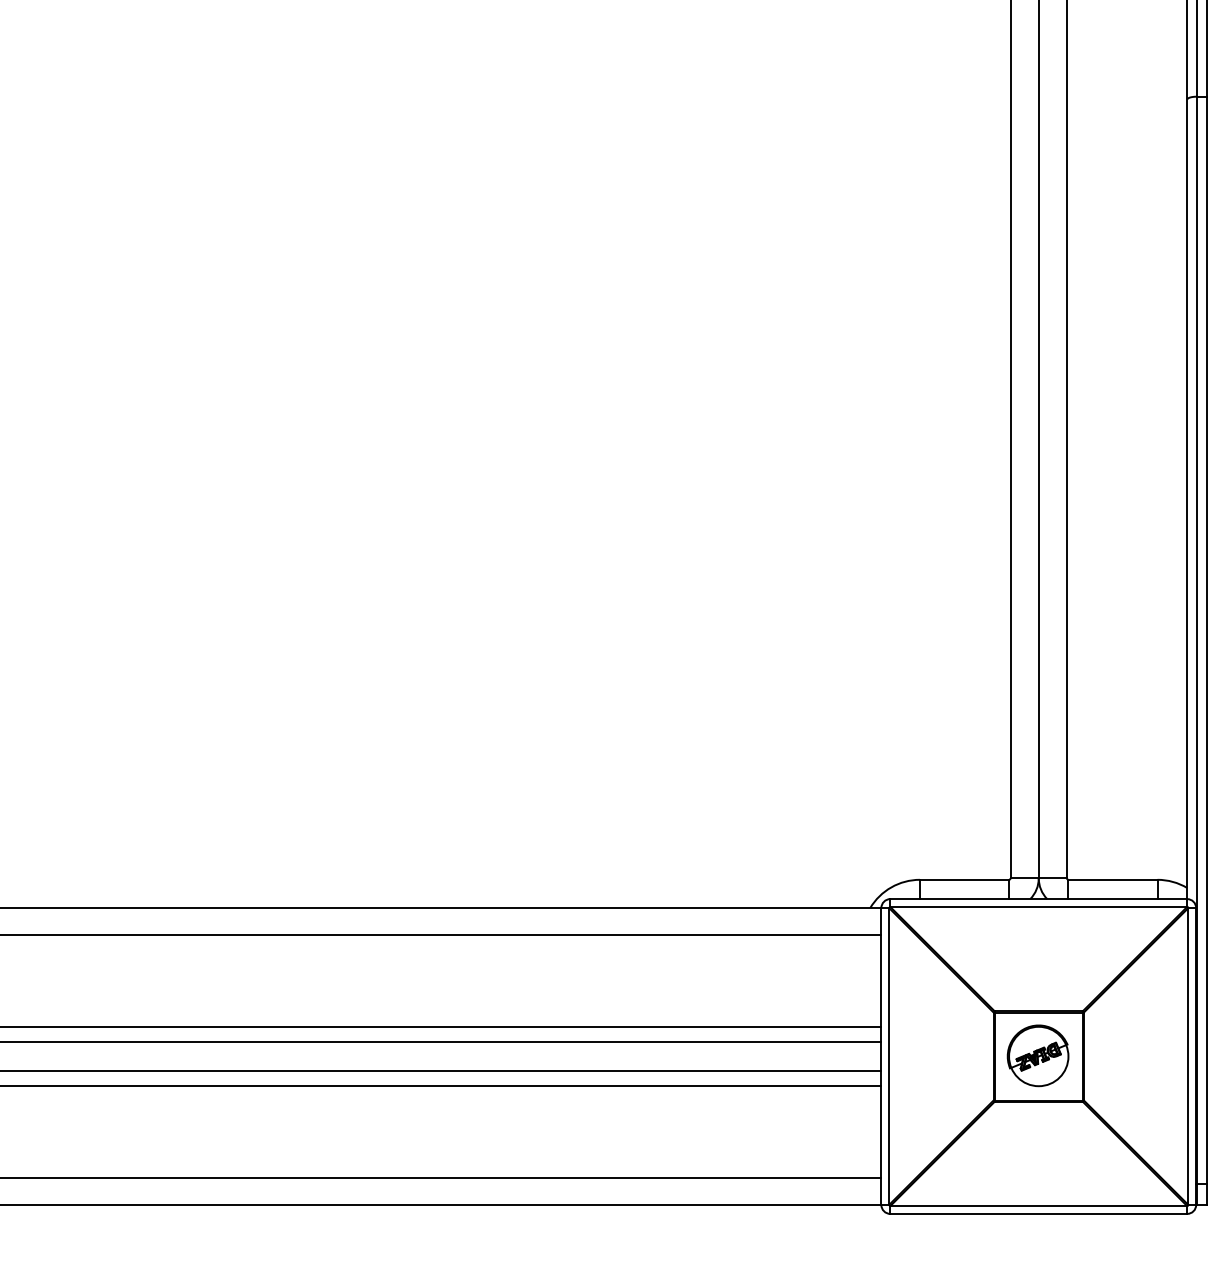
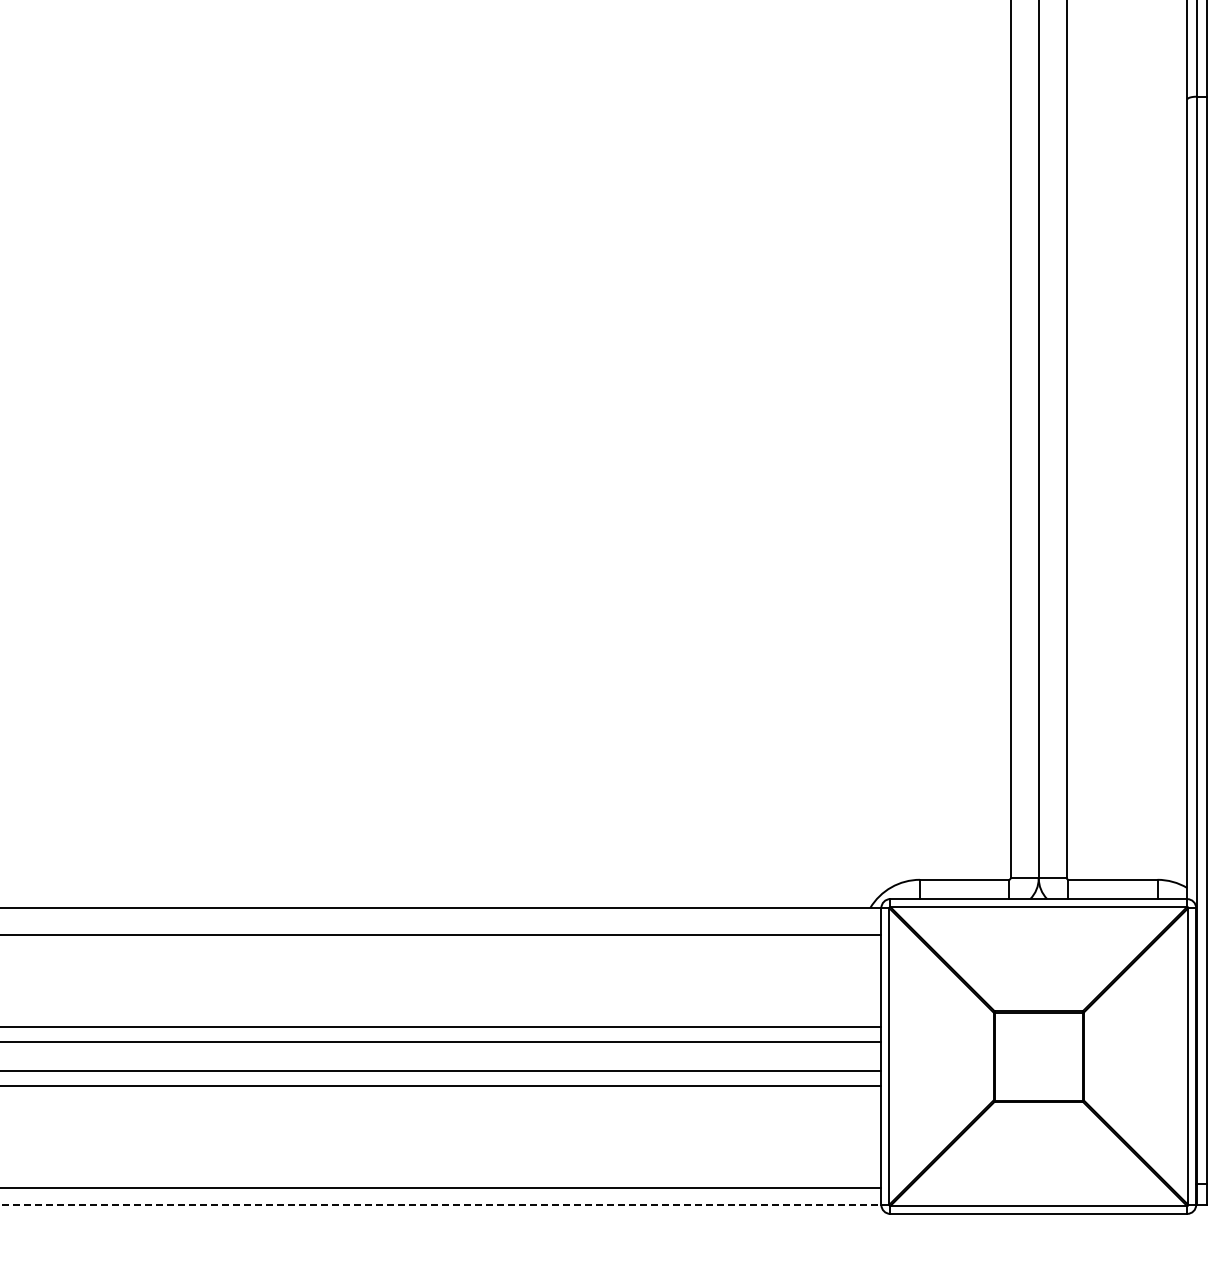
part: present -> none (1037, 1055)
line position: (441, 1178) -> (441, 1188) (441, 1188)
line: solid -> dashed (444, 1204)
